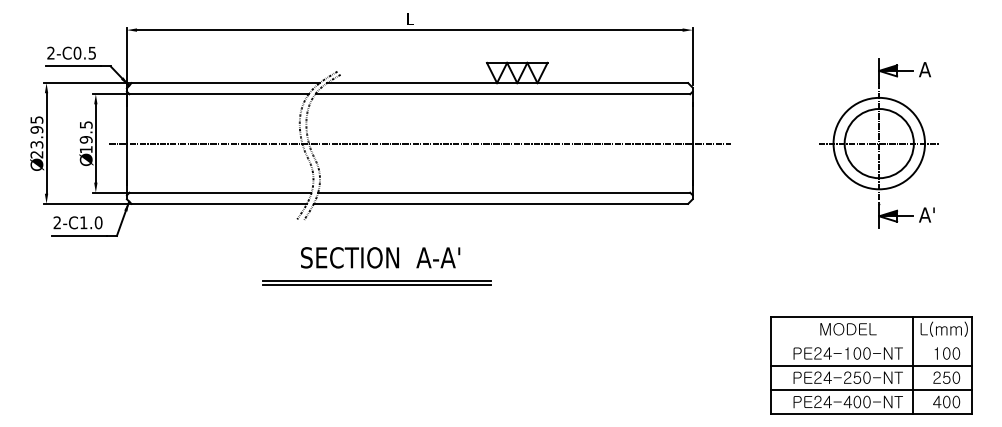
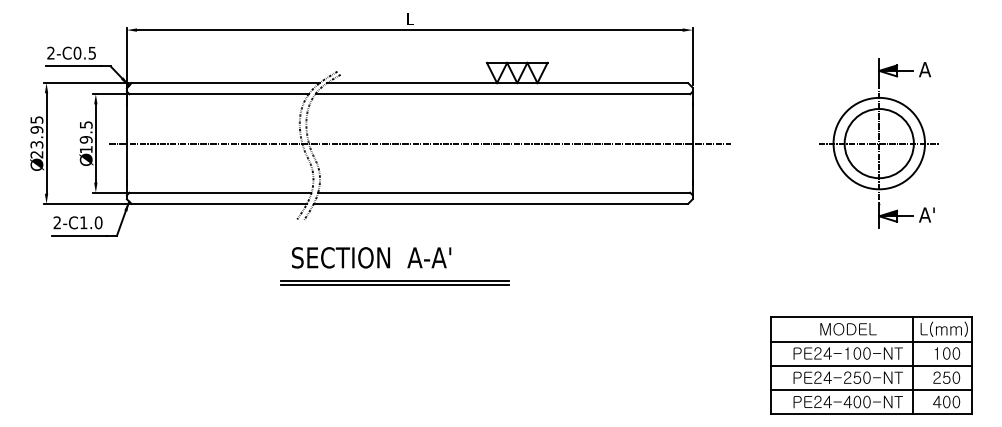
text position: (380, 257) -> (371, 257) (371, 257)
part position: (376, 282) -> (394, 282) (394, 282)
line: none -> present (871, 341)
